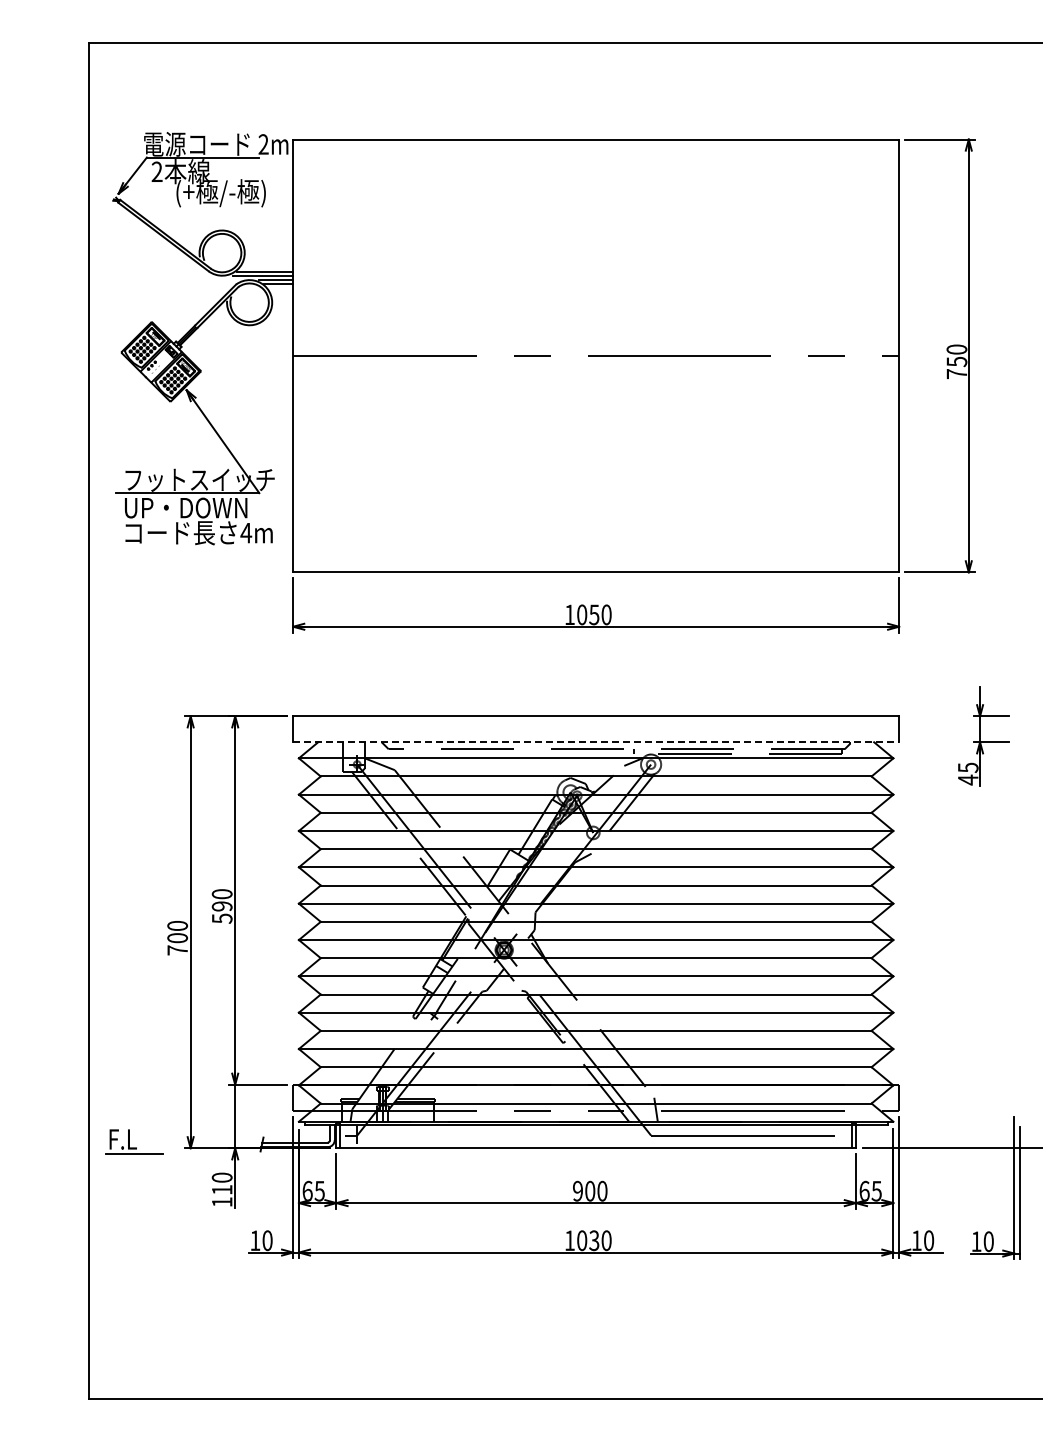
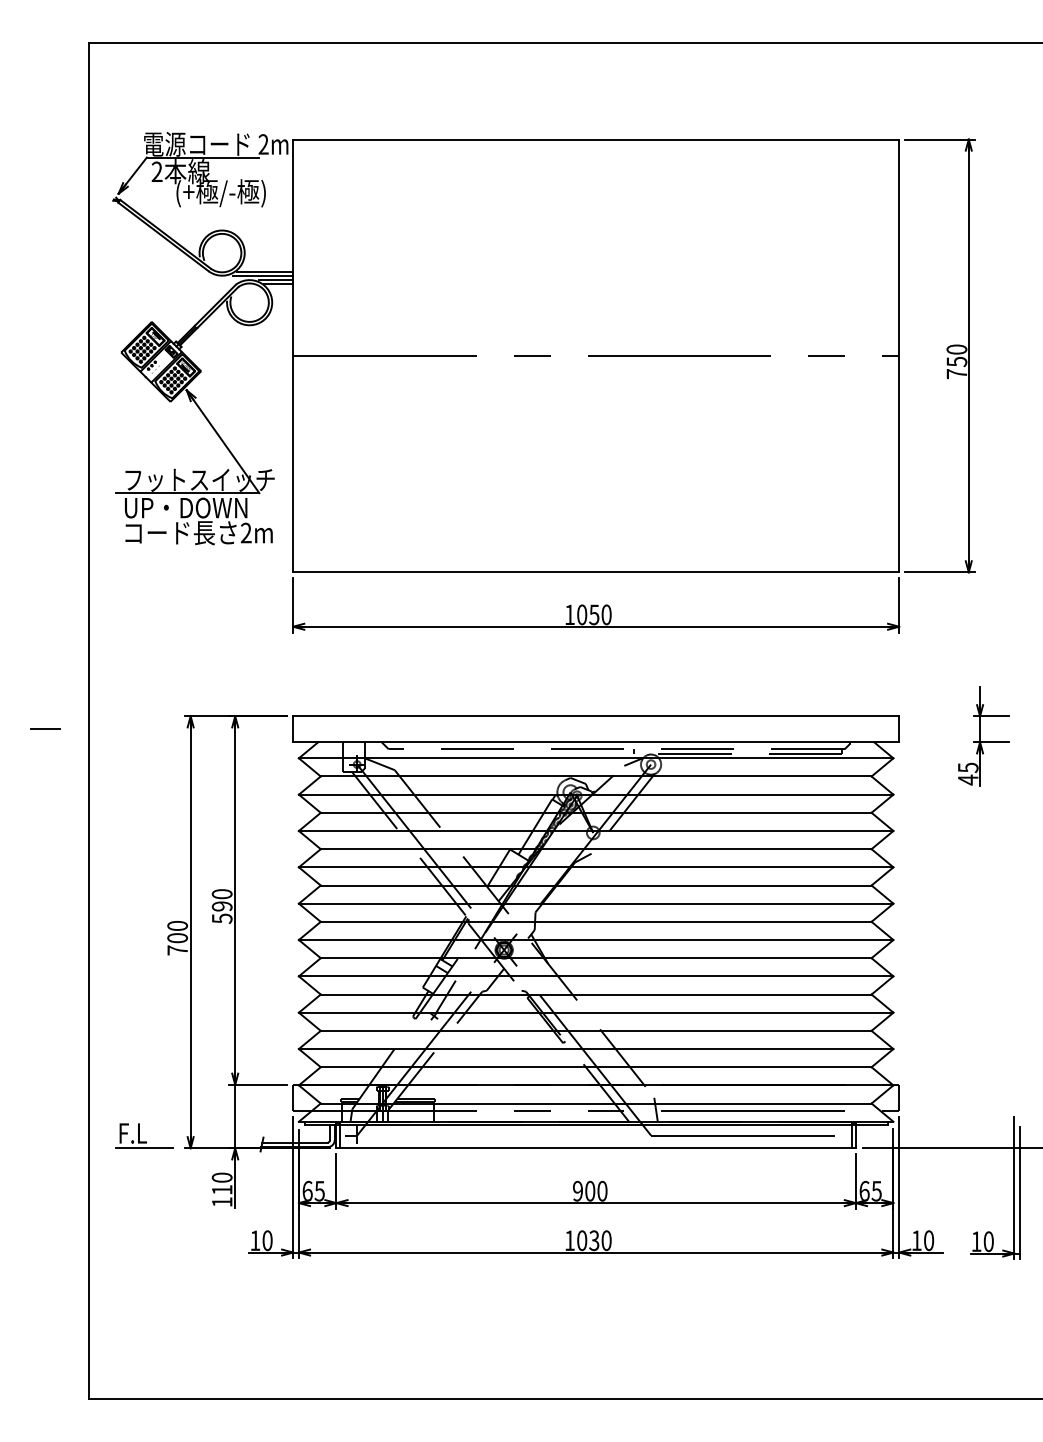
text: 4m -> 2m (246, 532)
line: none -> present (45, 729)
line: dashed -> solid (596, 742)
part position: (134, 1141) -> (144, 1135) (144, 1135)
